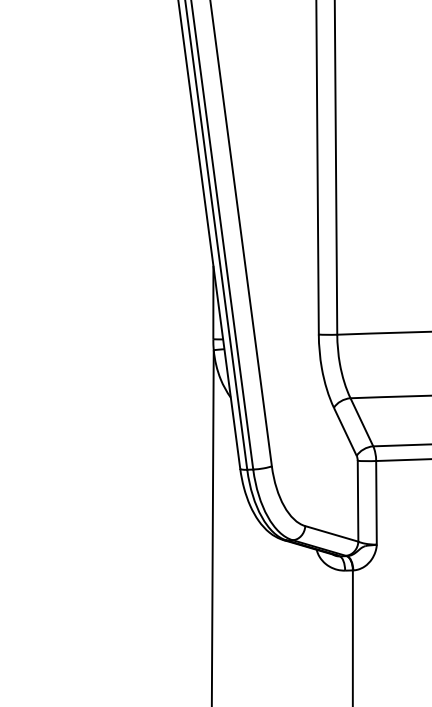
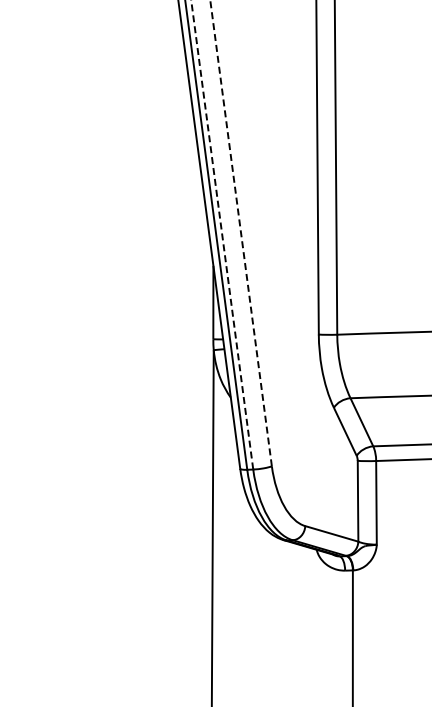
line: solid -> dashed (241, 233)
line: solid -> dashed (222, 235)
